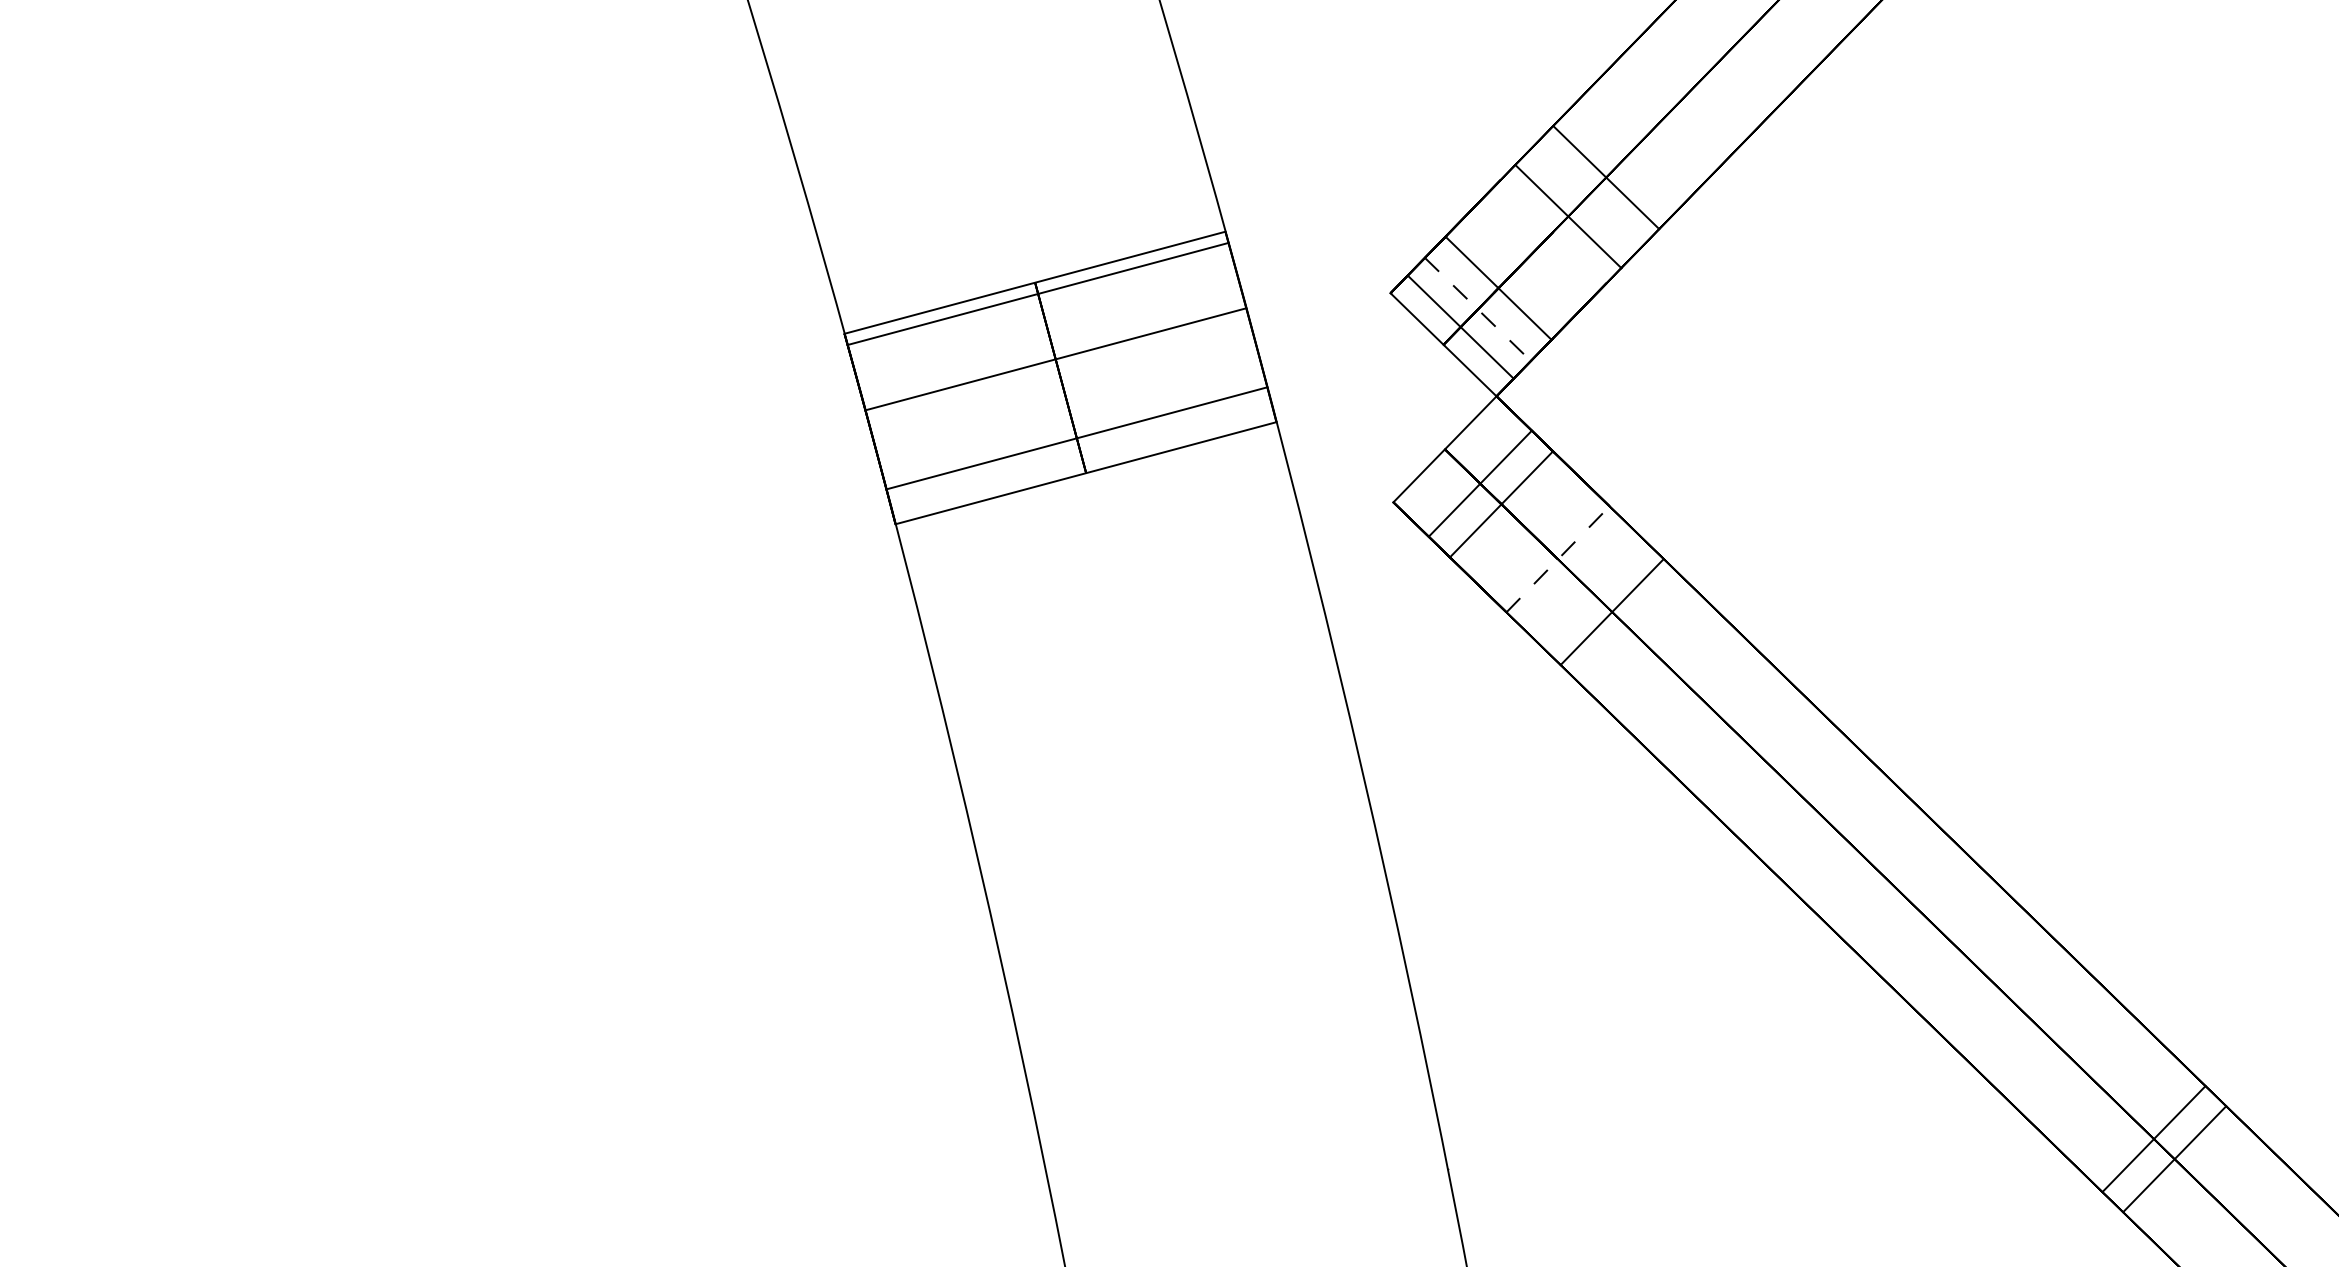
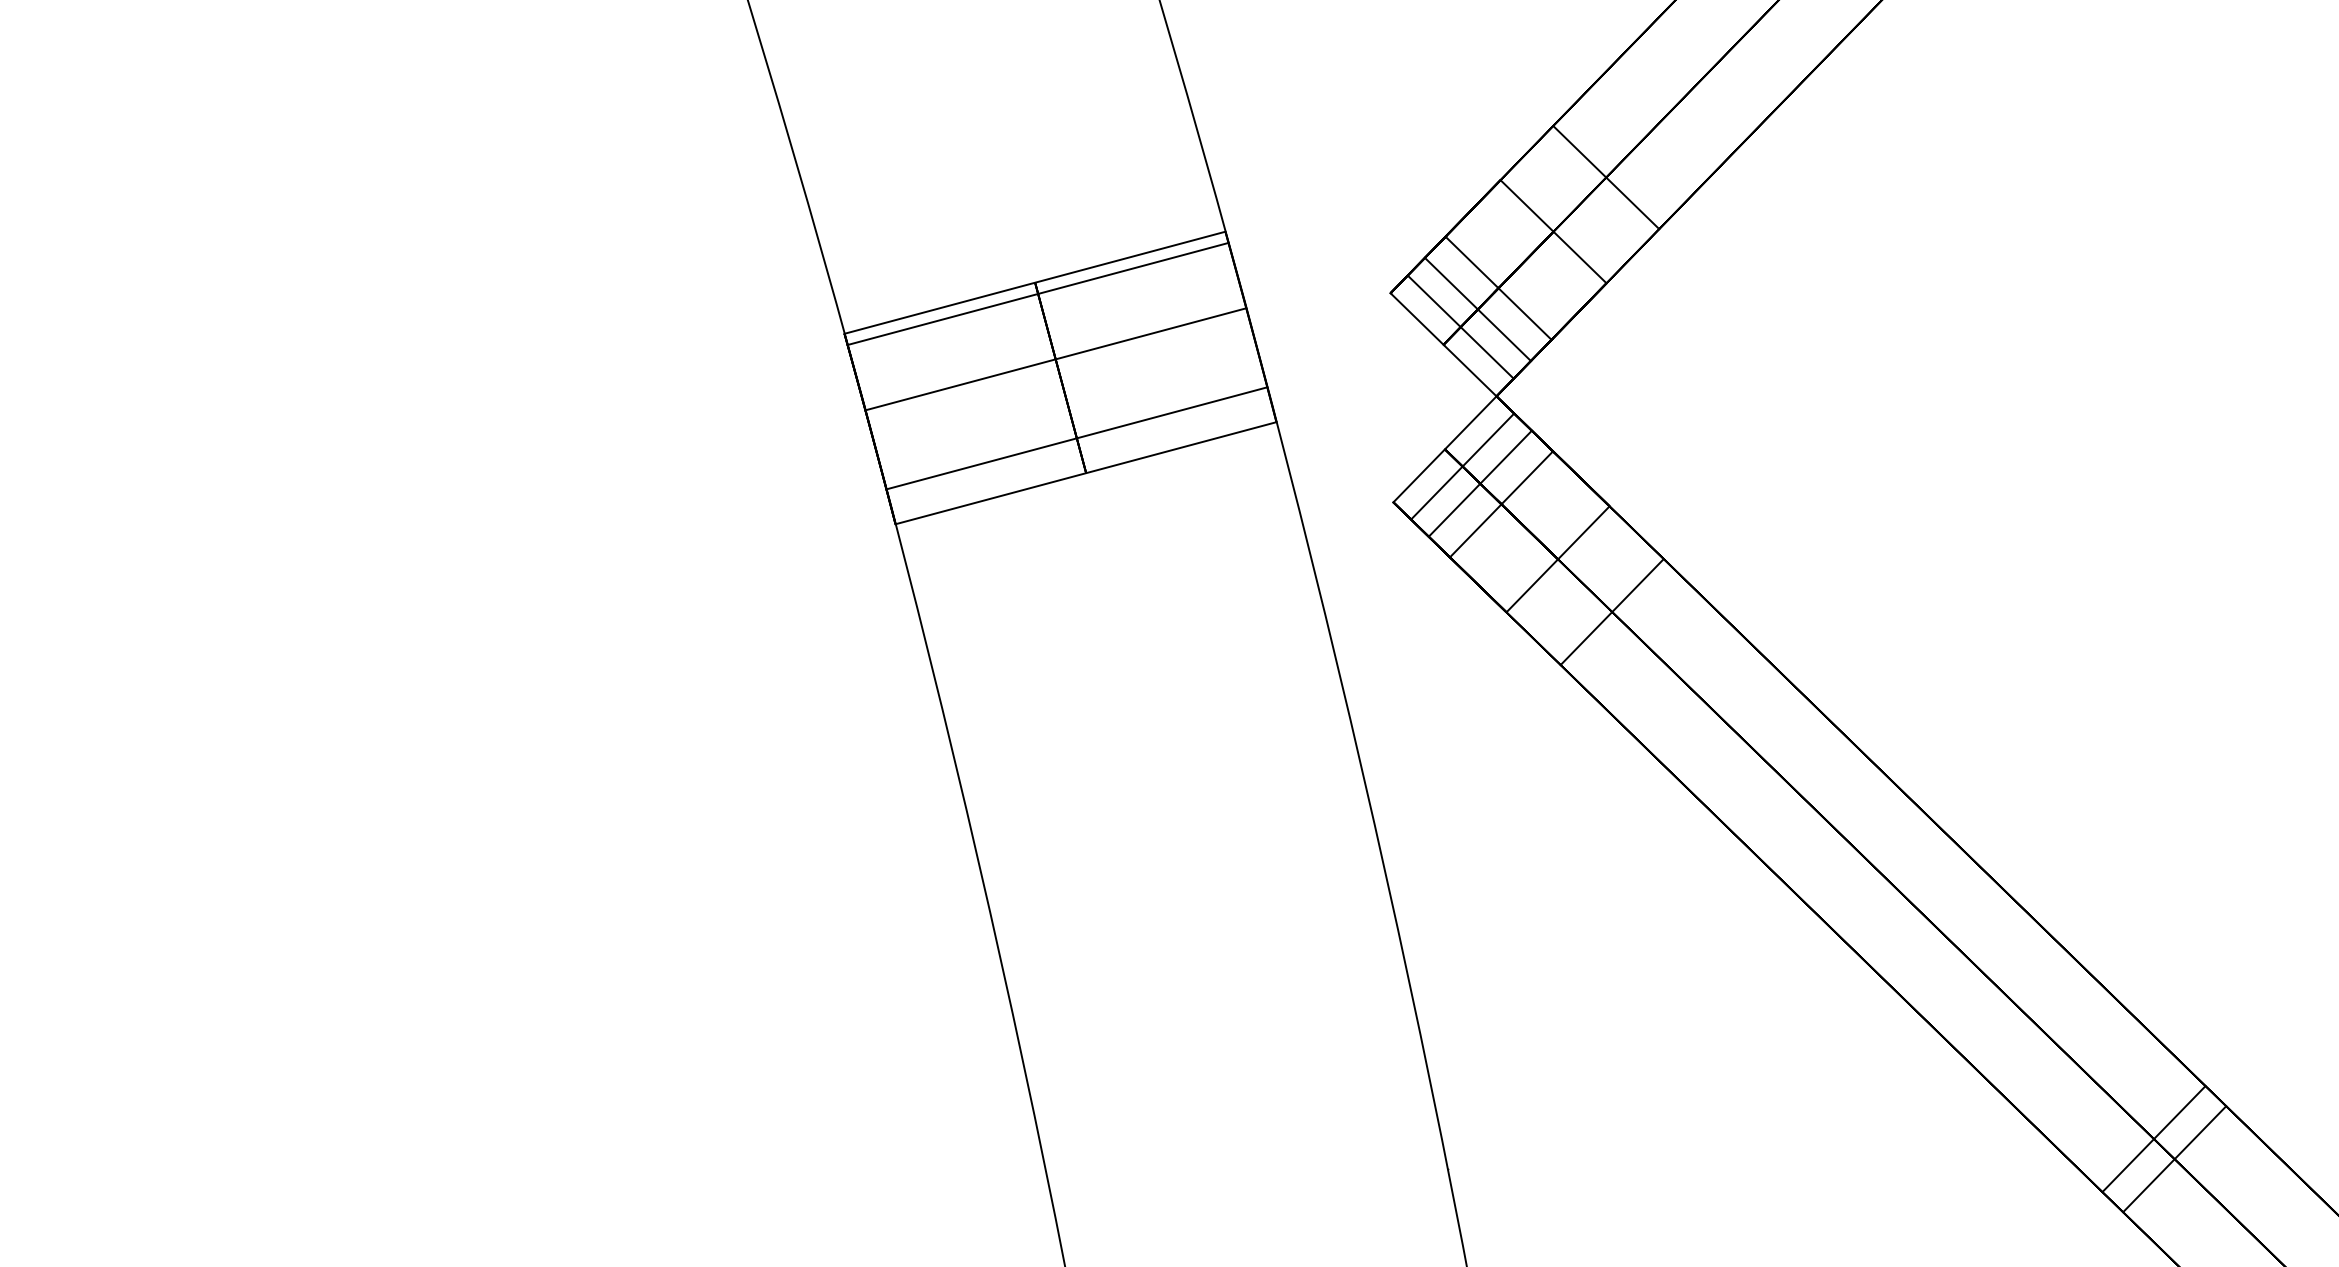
line position: (1568, 216) -> (1553, 231) (1553, 231)
line: dashed -> solid (1477, 309)
line: none -> present (1462, 466)
line: dashed -> solid (1558, 559)
